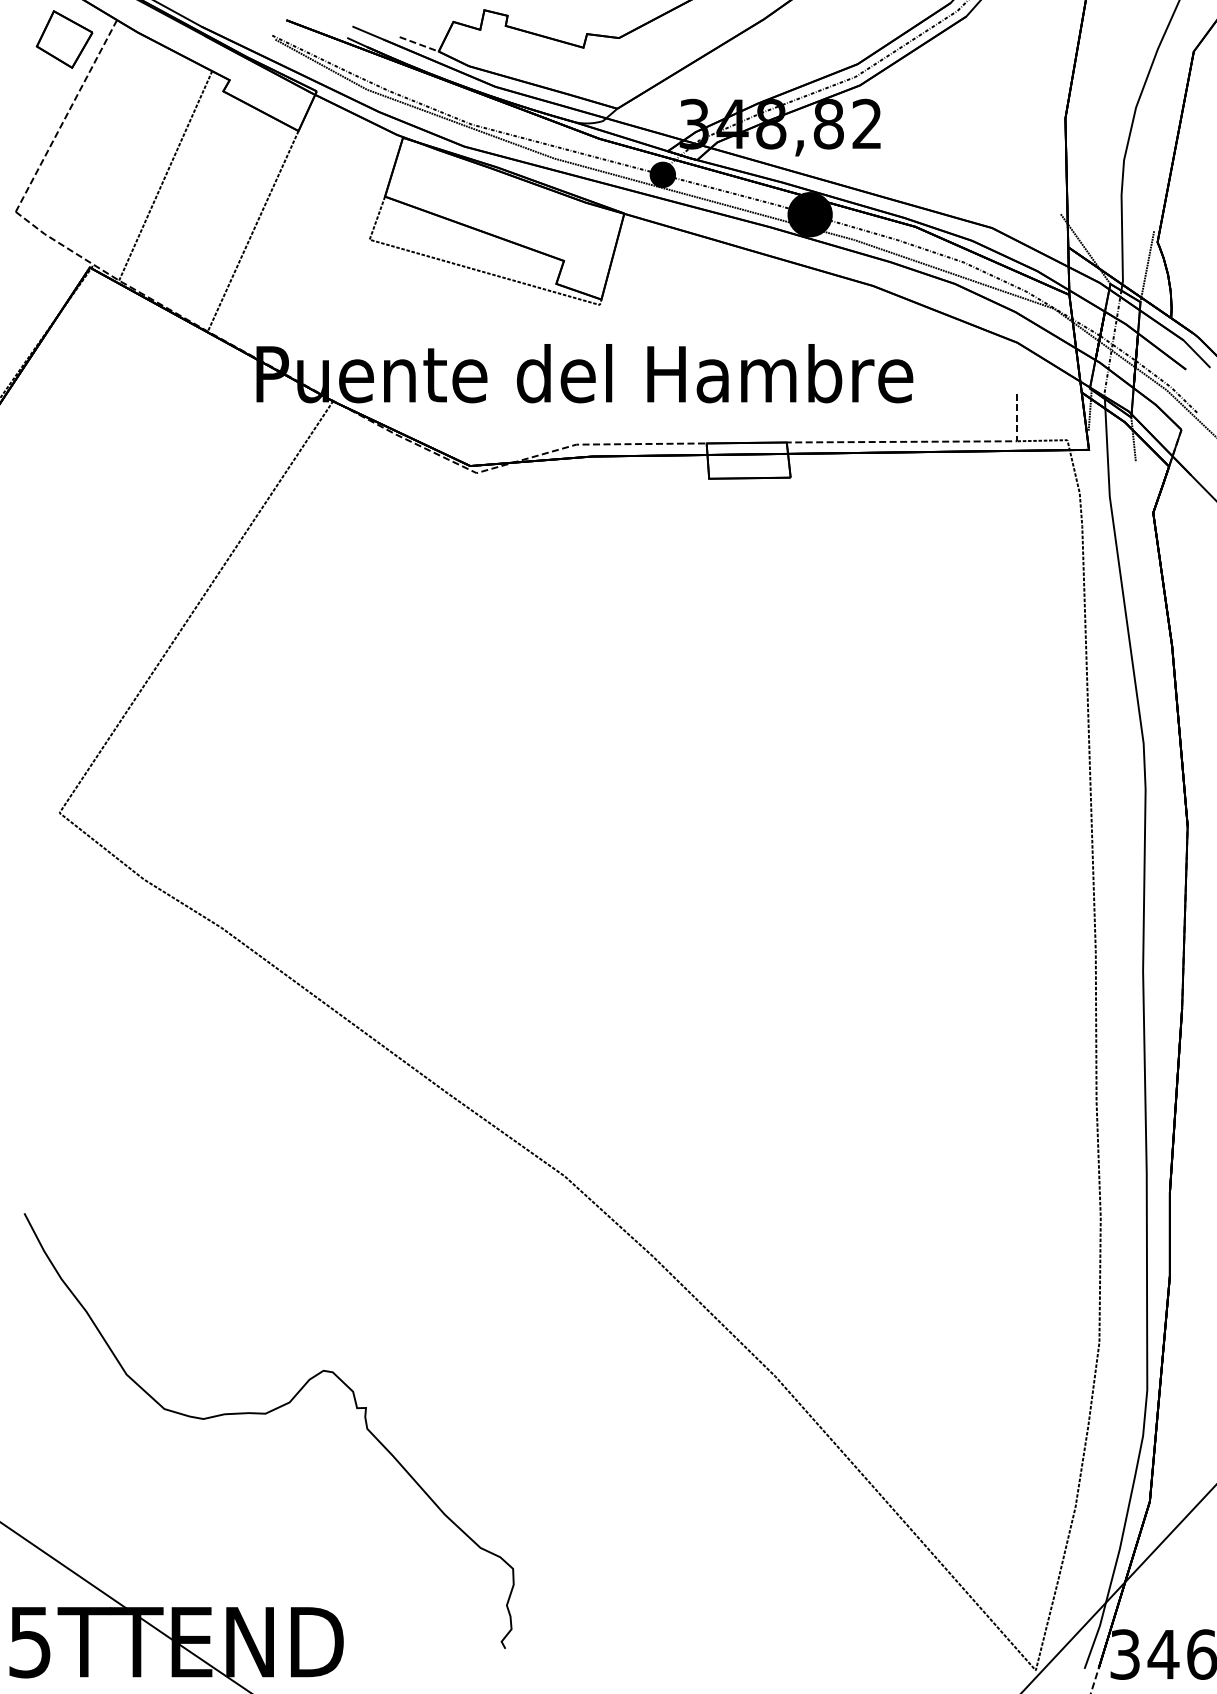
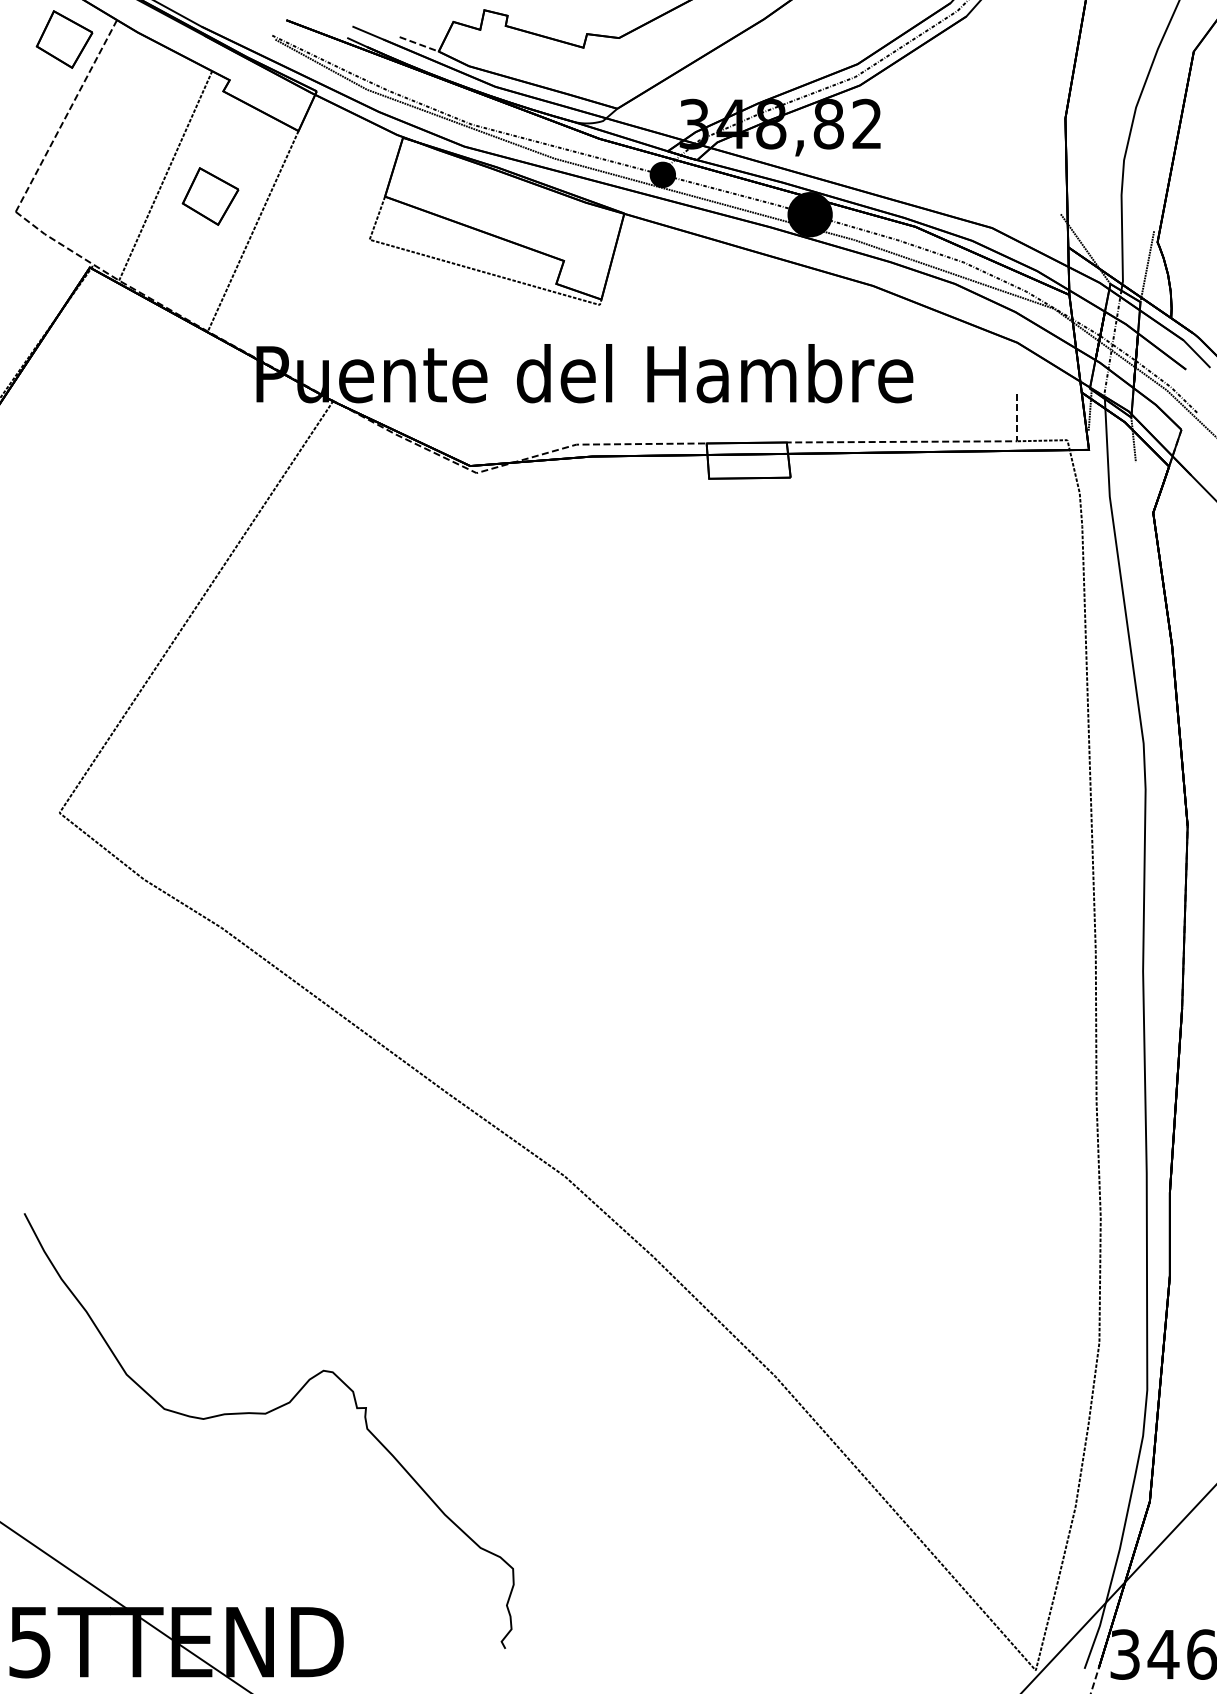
part: none -> present (210, 196)
